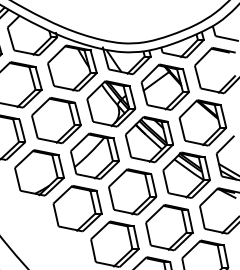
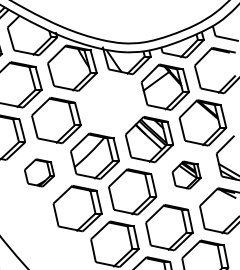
part: present -> none (111, 103)
part size: 51x48 px -> 31x30 px (39, 172)
part size: 49x48 px -> 31x30 px (186, 174)
